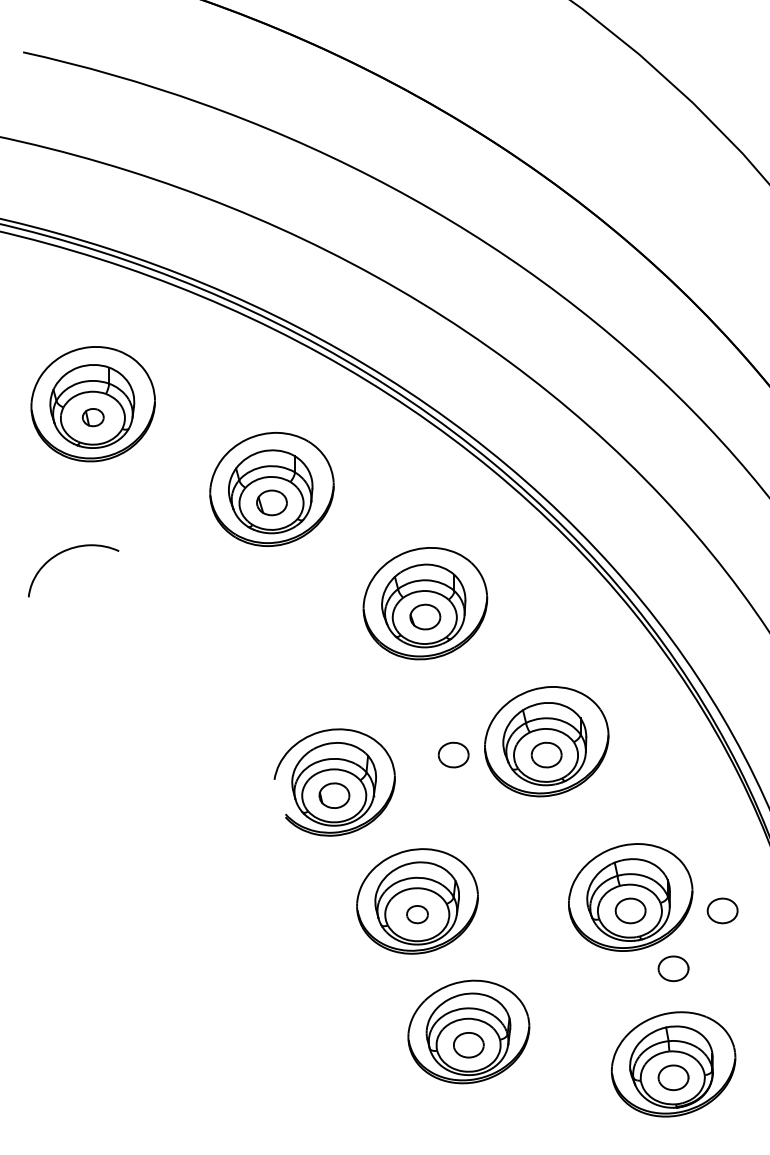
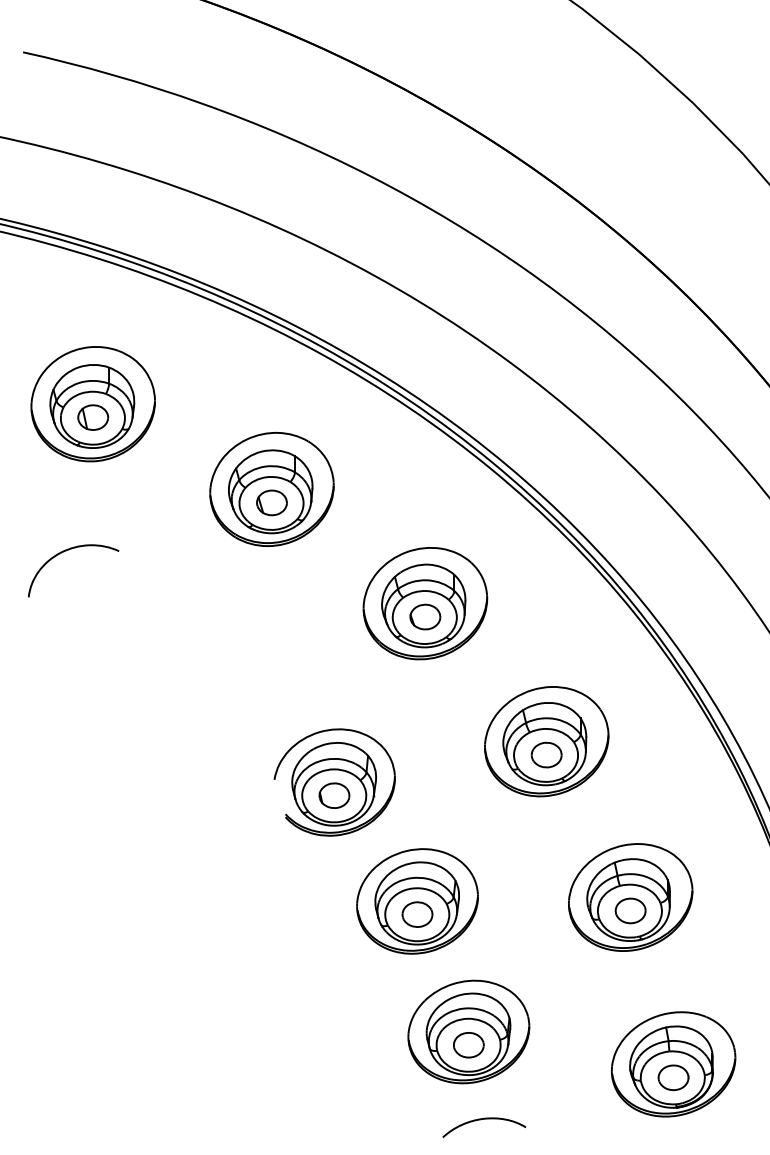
part size: 23x20 px -> 33x27 px (93, 417)
part: present -> none (453, 754)
part: present -> none (722, 910)
part size: 23x20 px -> 33x27 px (417, 914)
part: present -> none (673, 968)
curve: none -> present (481, 1120)
